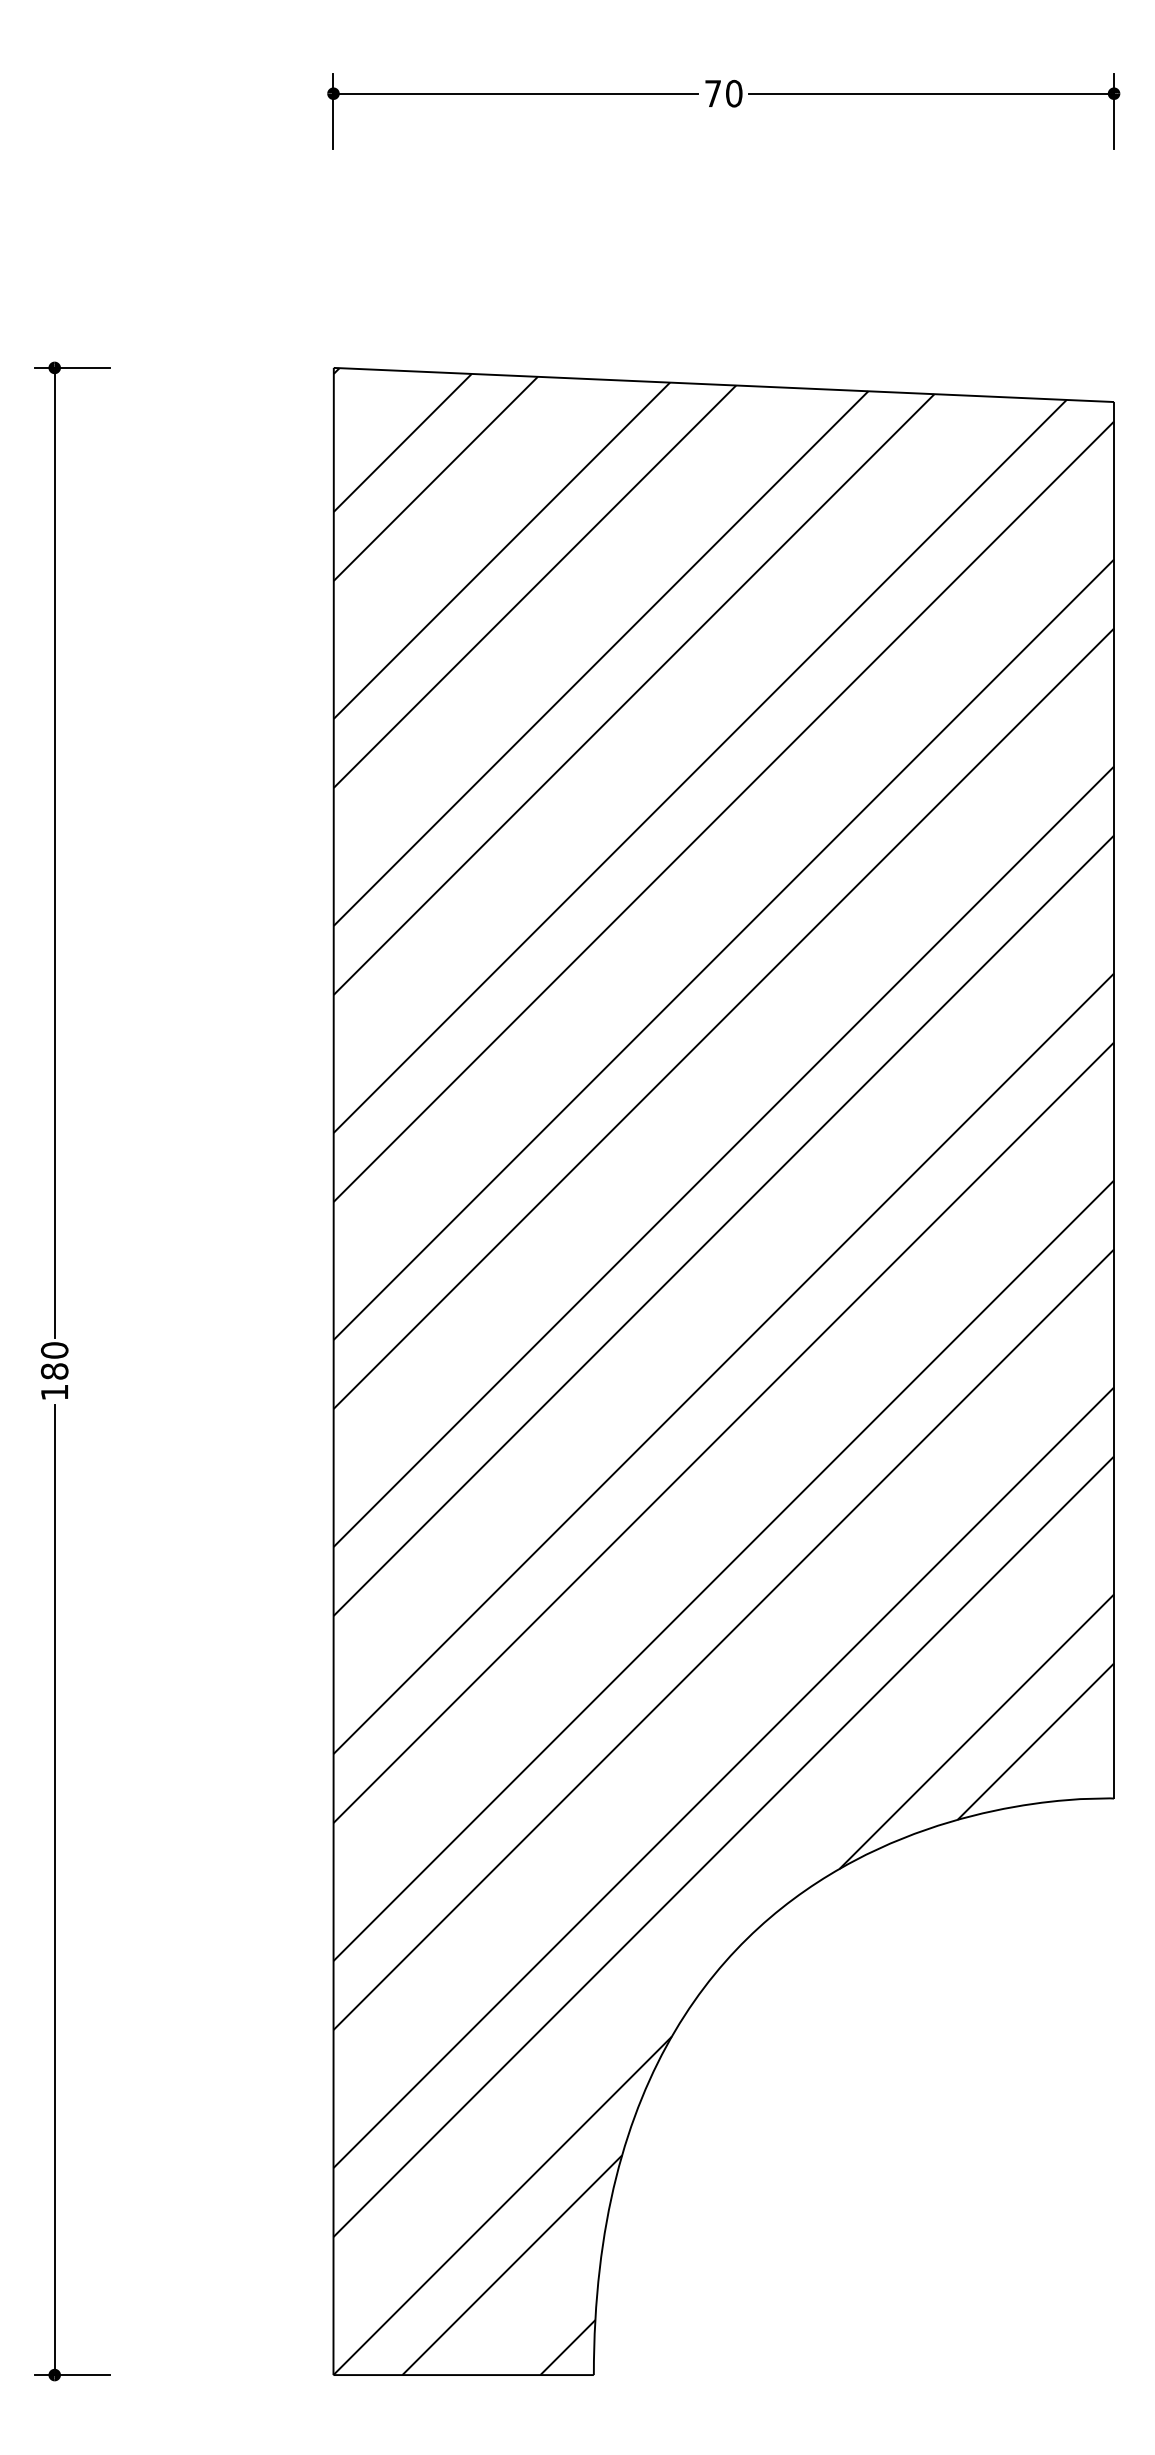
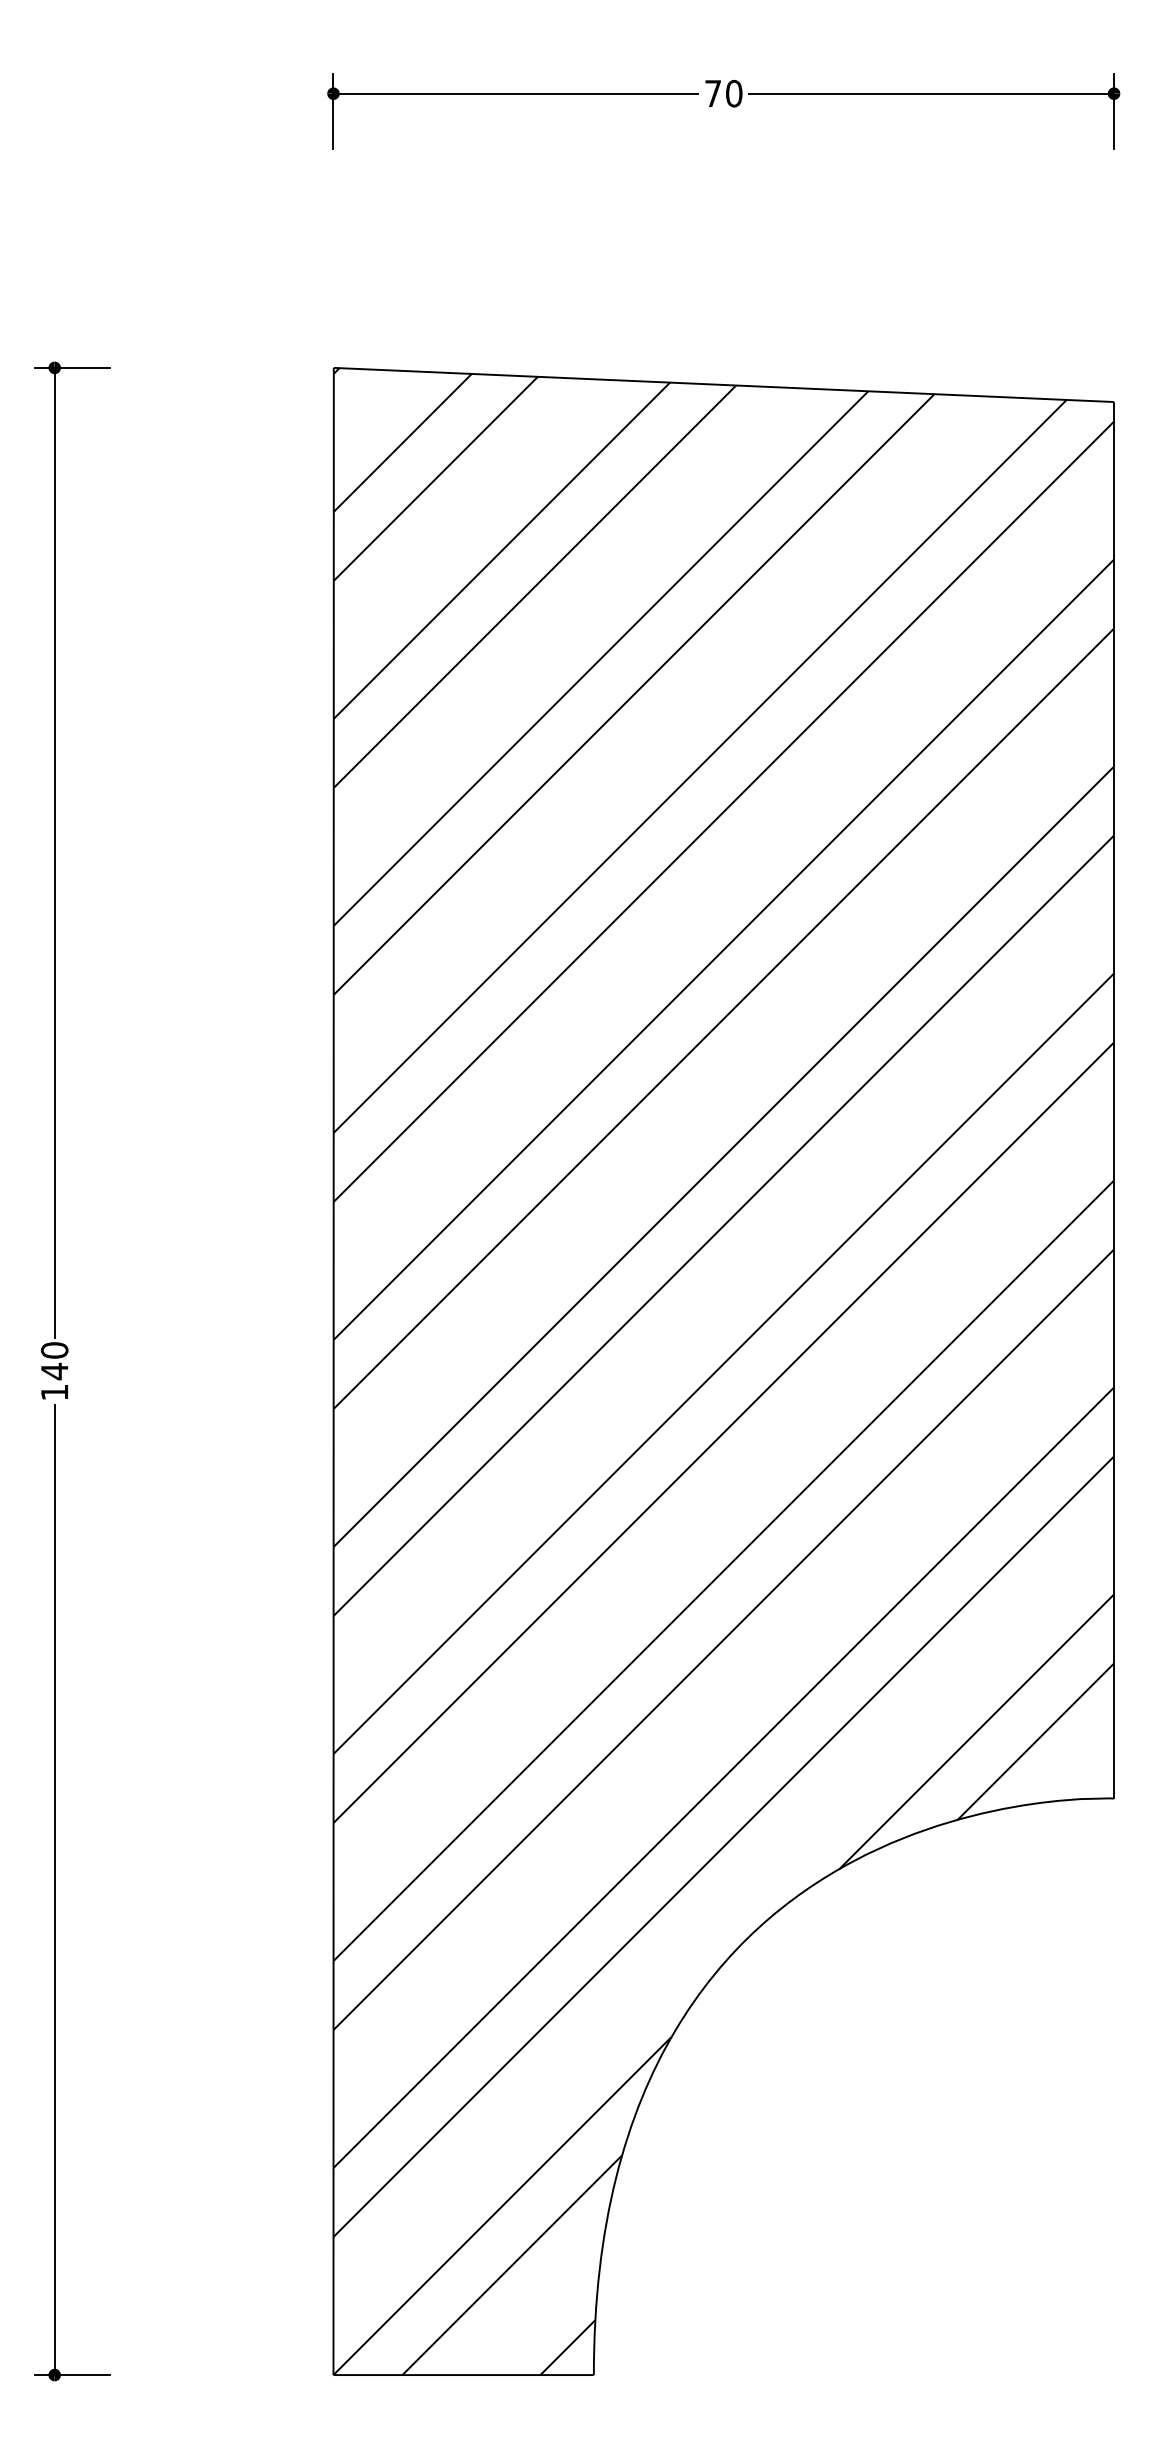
text: 180 -> 140 (54, 1371)
